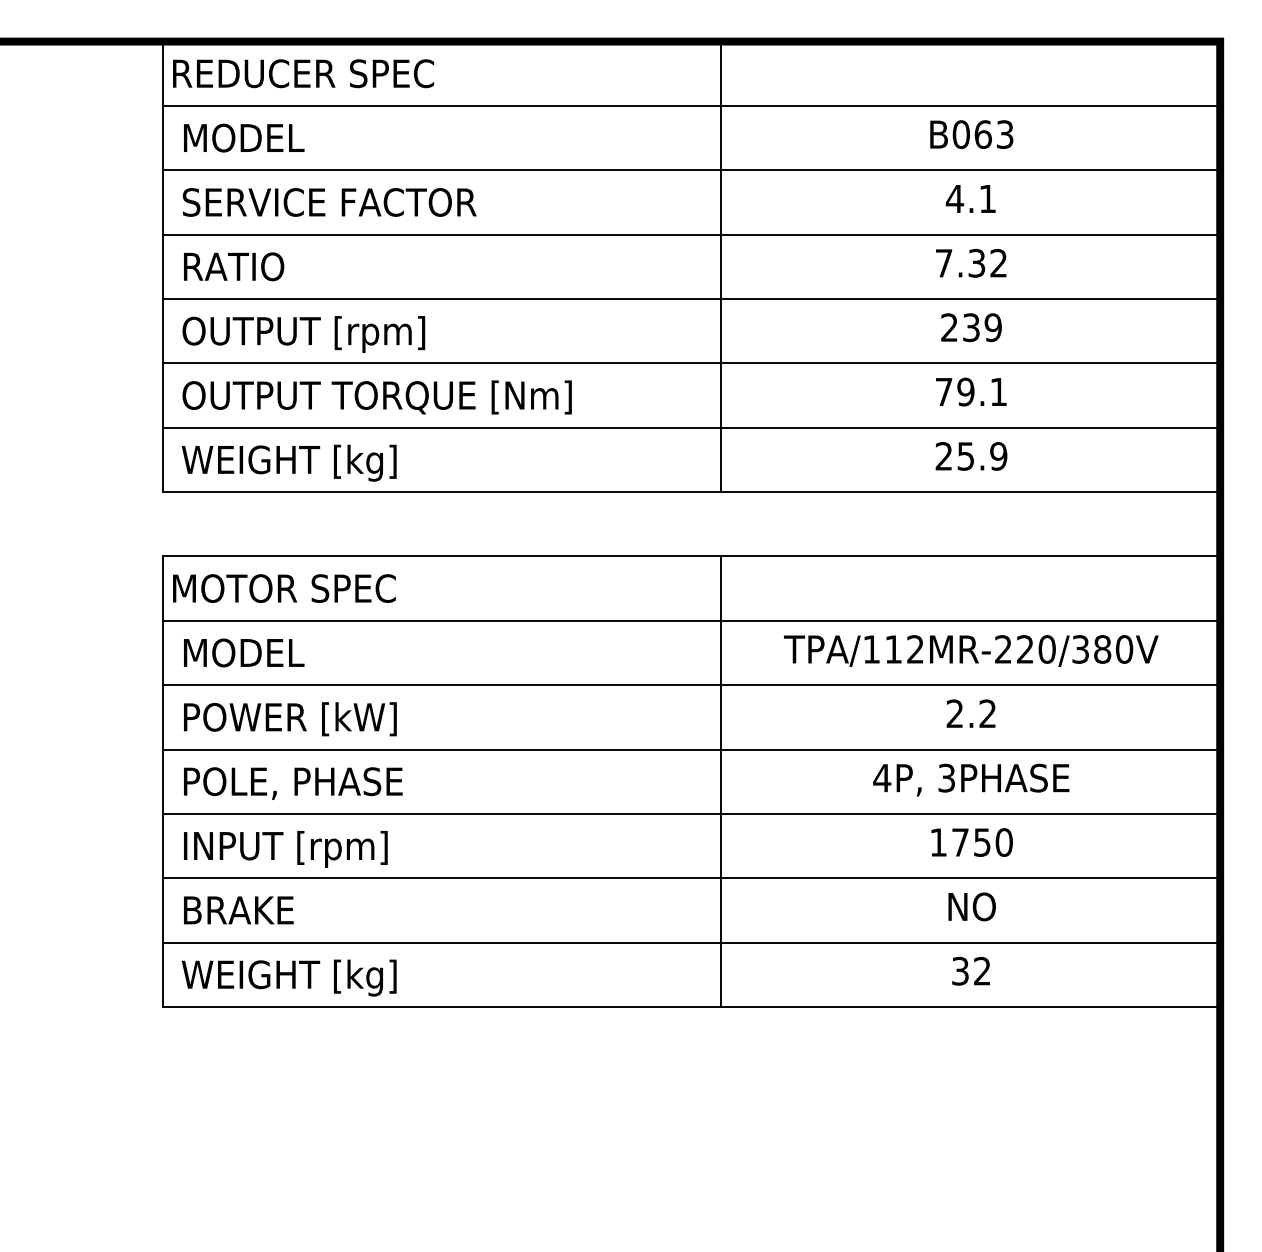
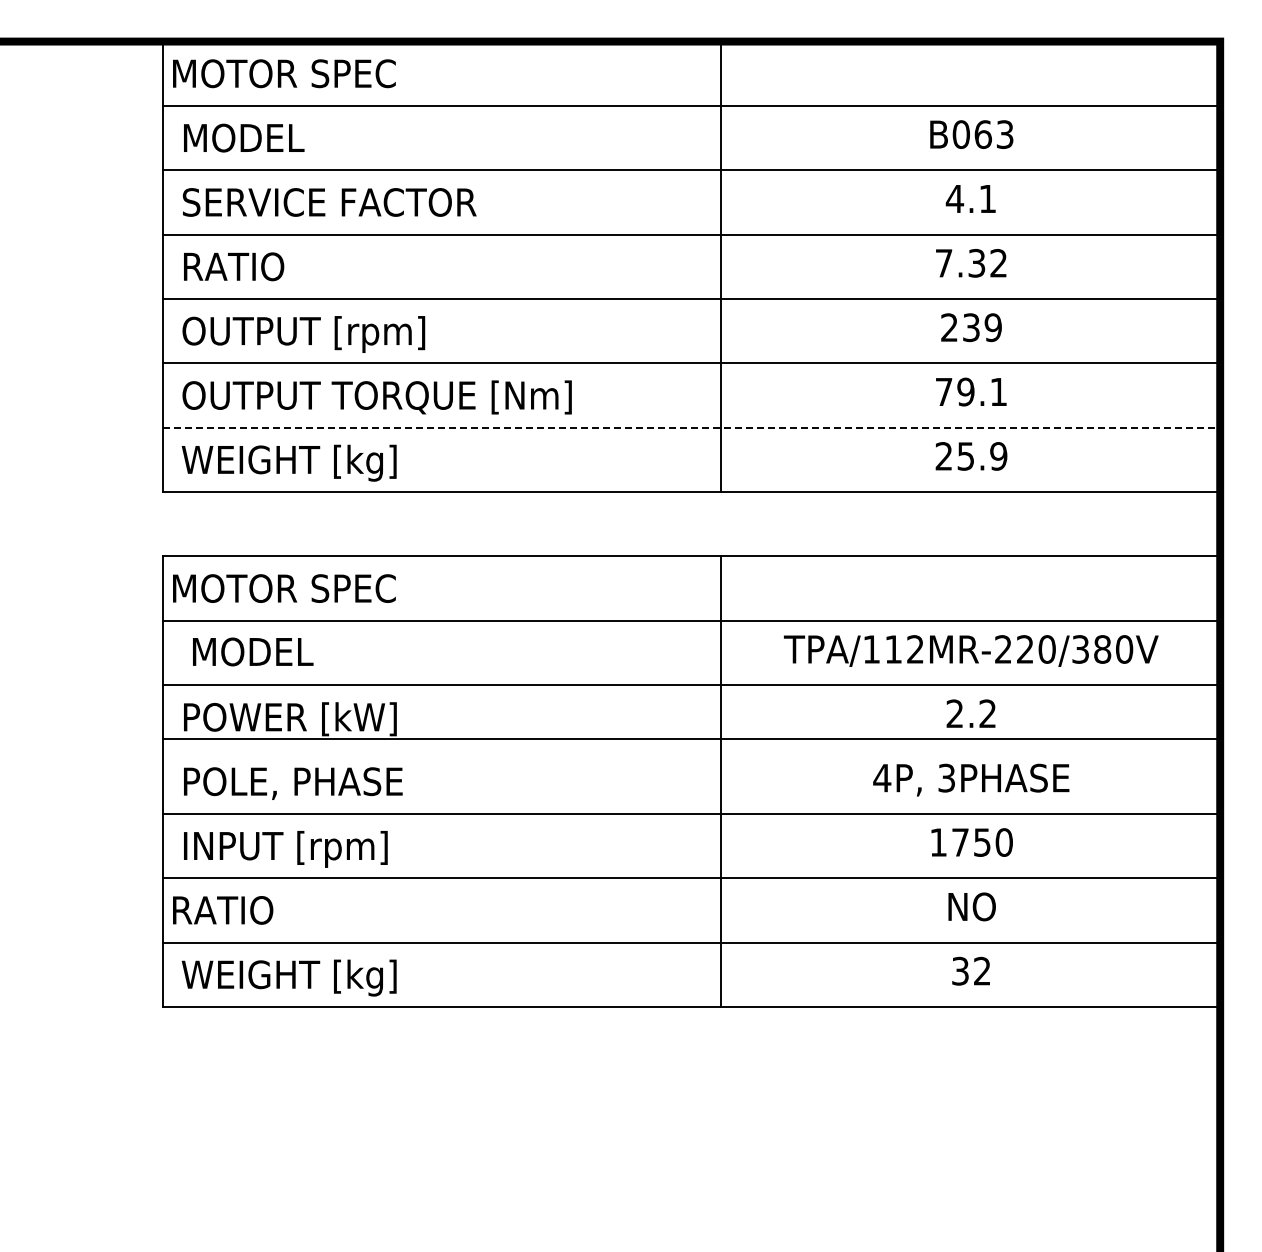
text: REDUCER SPEC -> MOTOR SPEC (305, 73)
line: solid -> dashed (692, 427)
text position: (244, 652) -> (253, 651) (253, 651)
line position: (691, 749) -> (691, 738) (691, 738)
text: BRAKE -> RATIO (233, 910)
